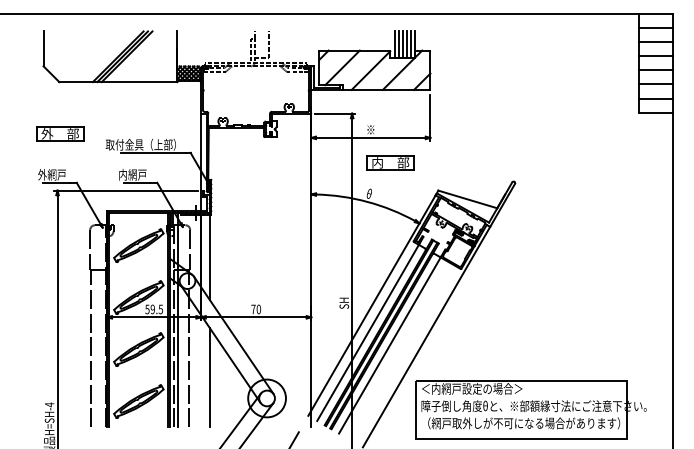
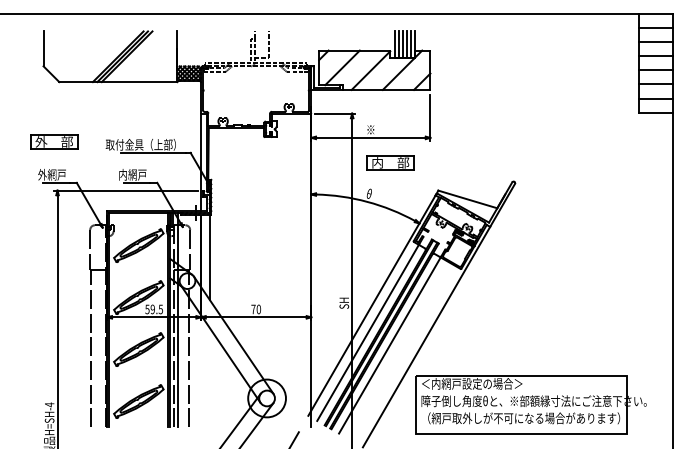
part position: (60, 133) -> (54, 141) (54, 141)
line: present -> none (209, 377)
part position: (530, 409) -> (530, 404) (530, 404)
